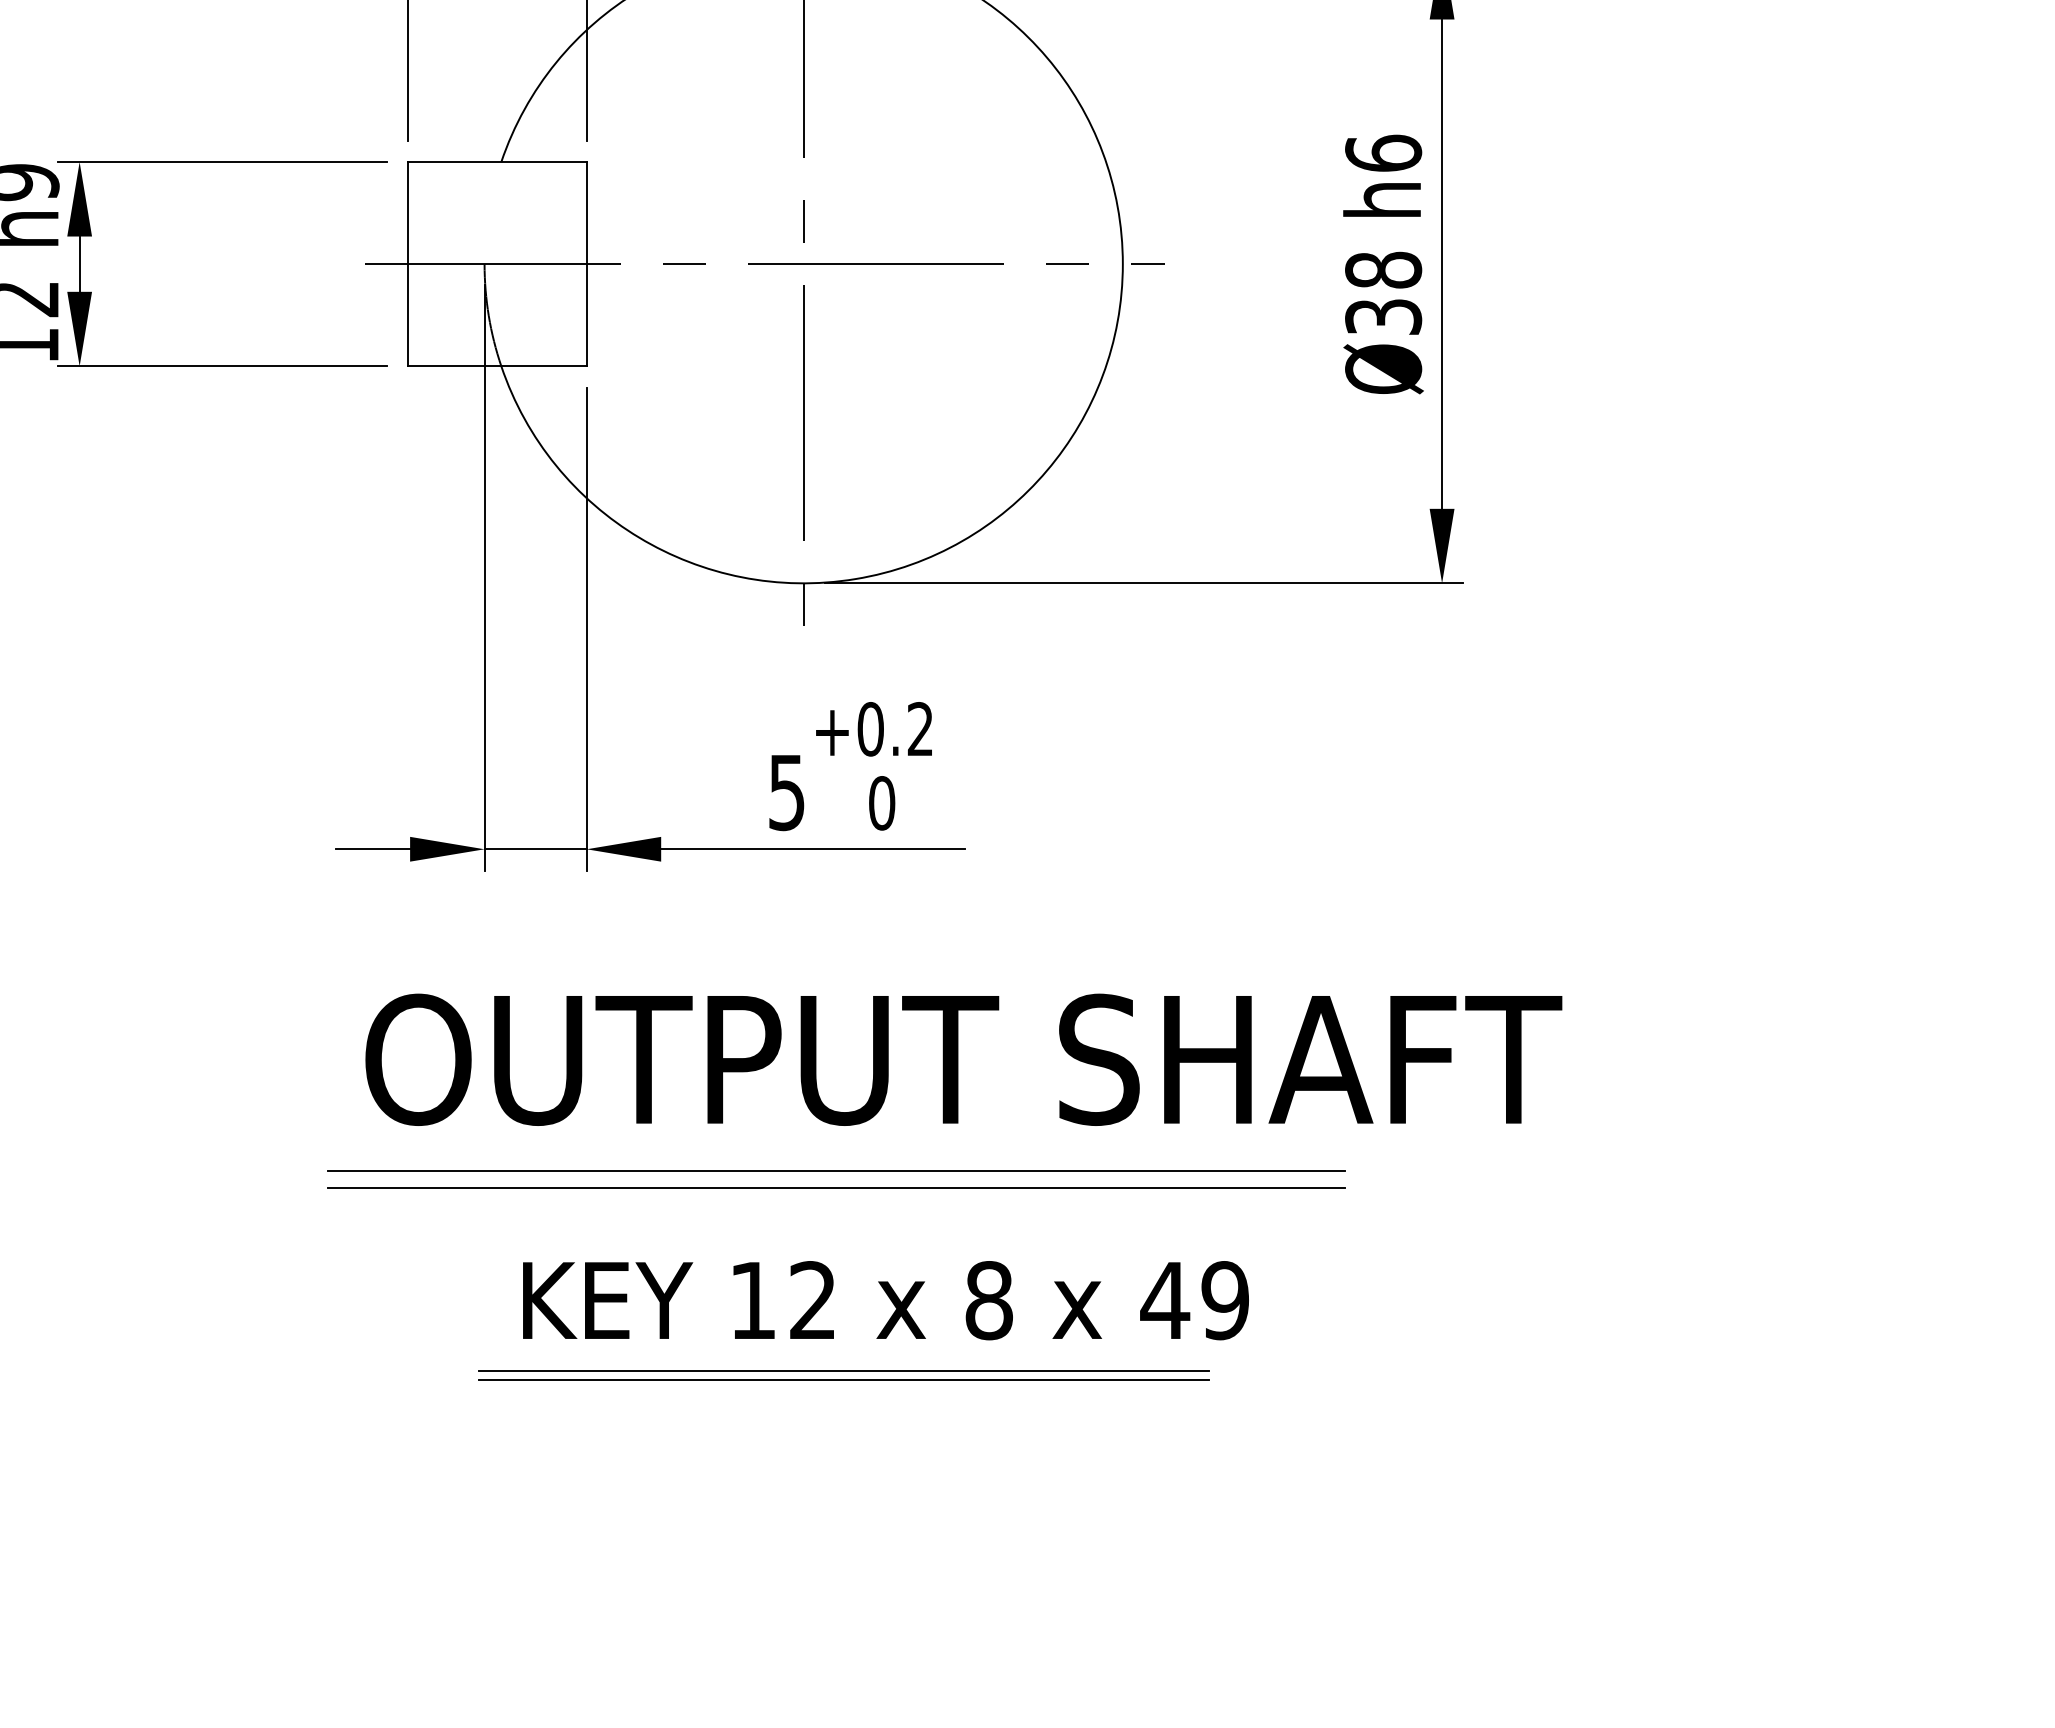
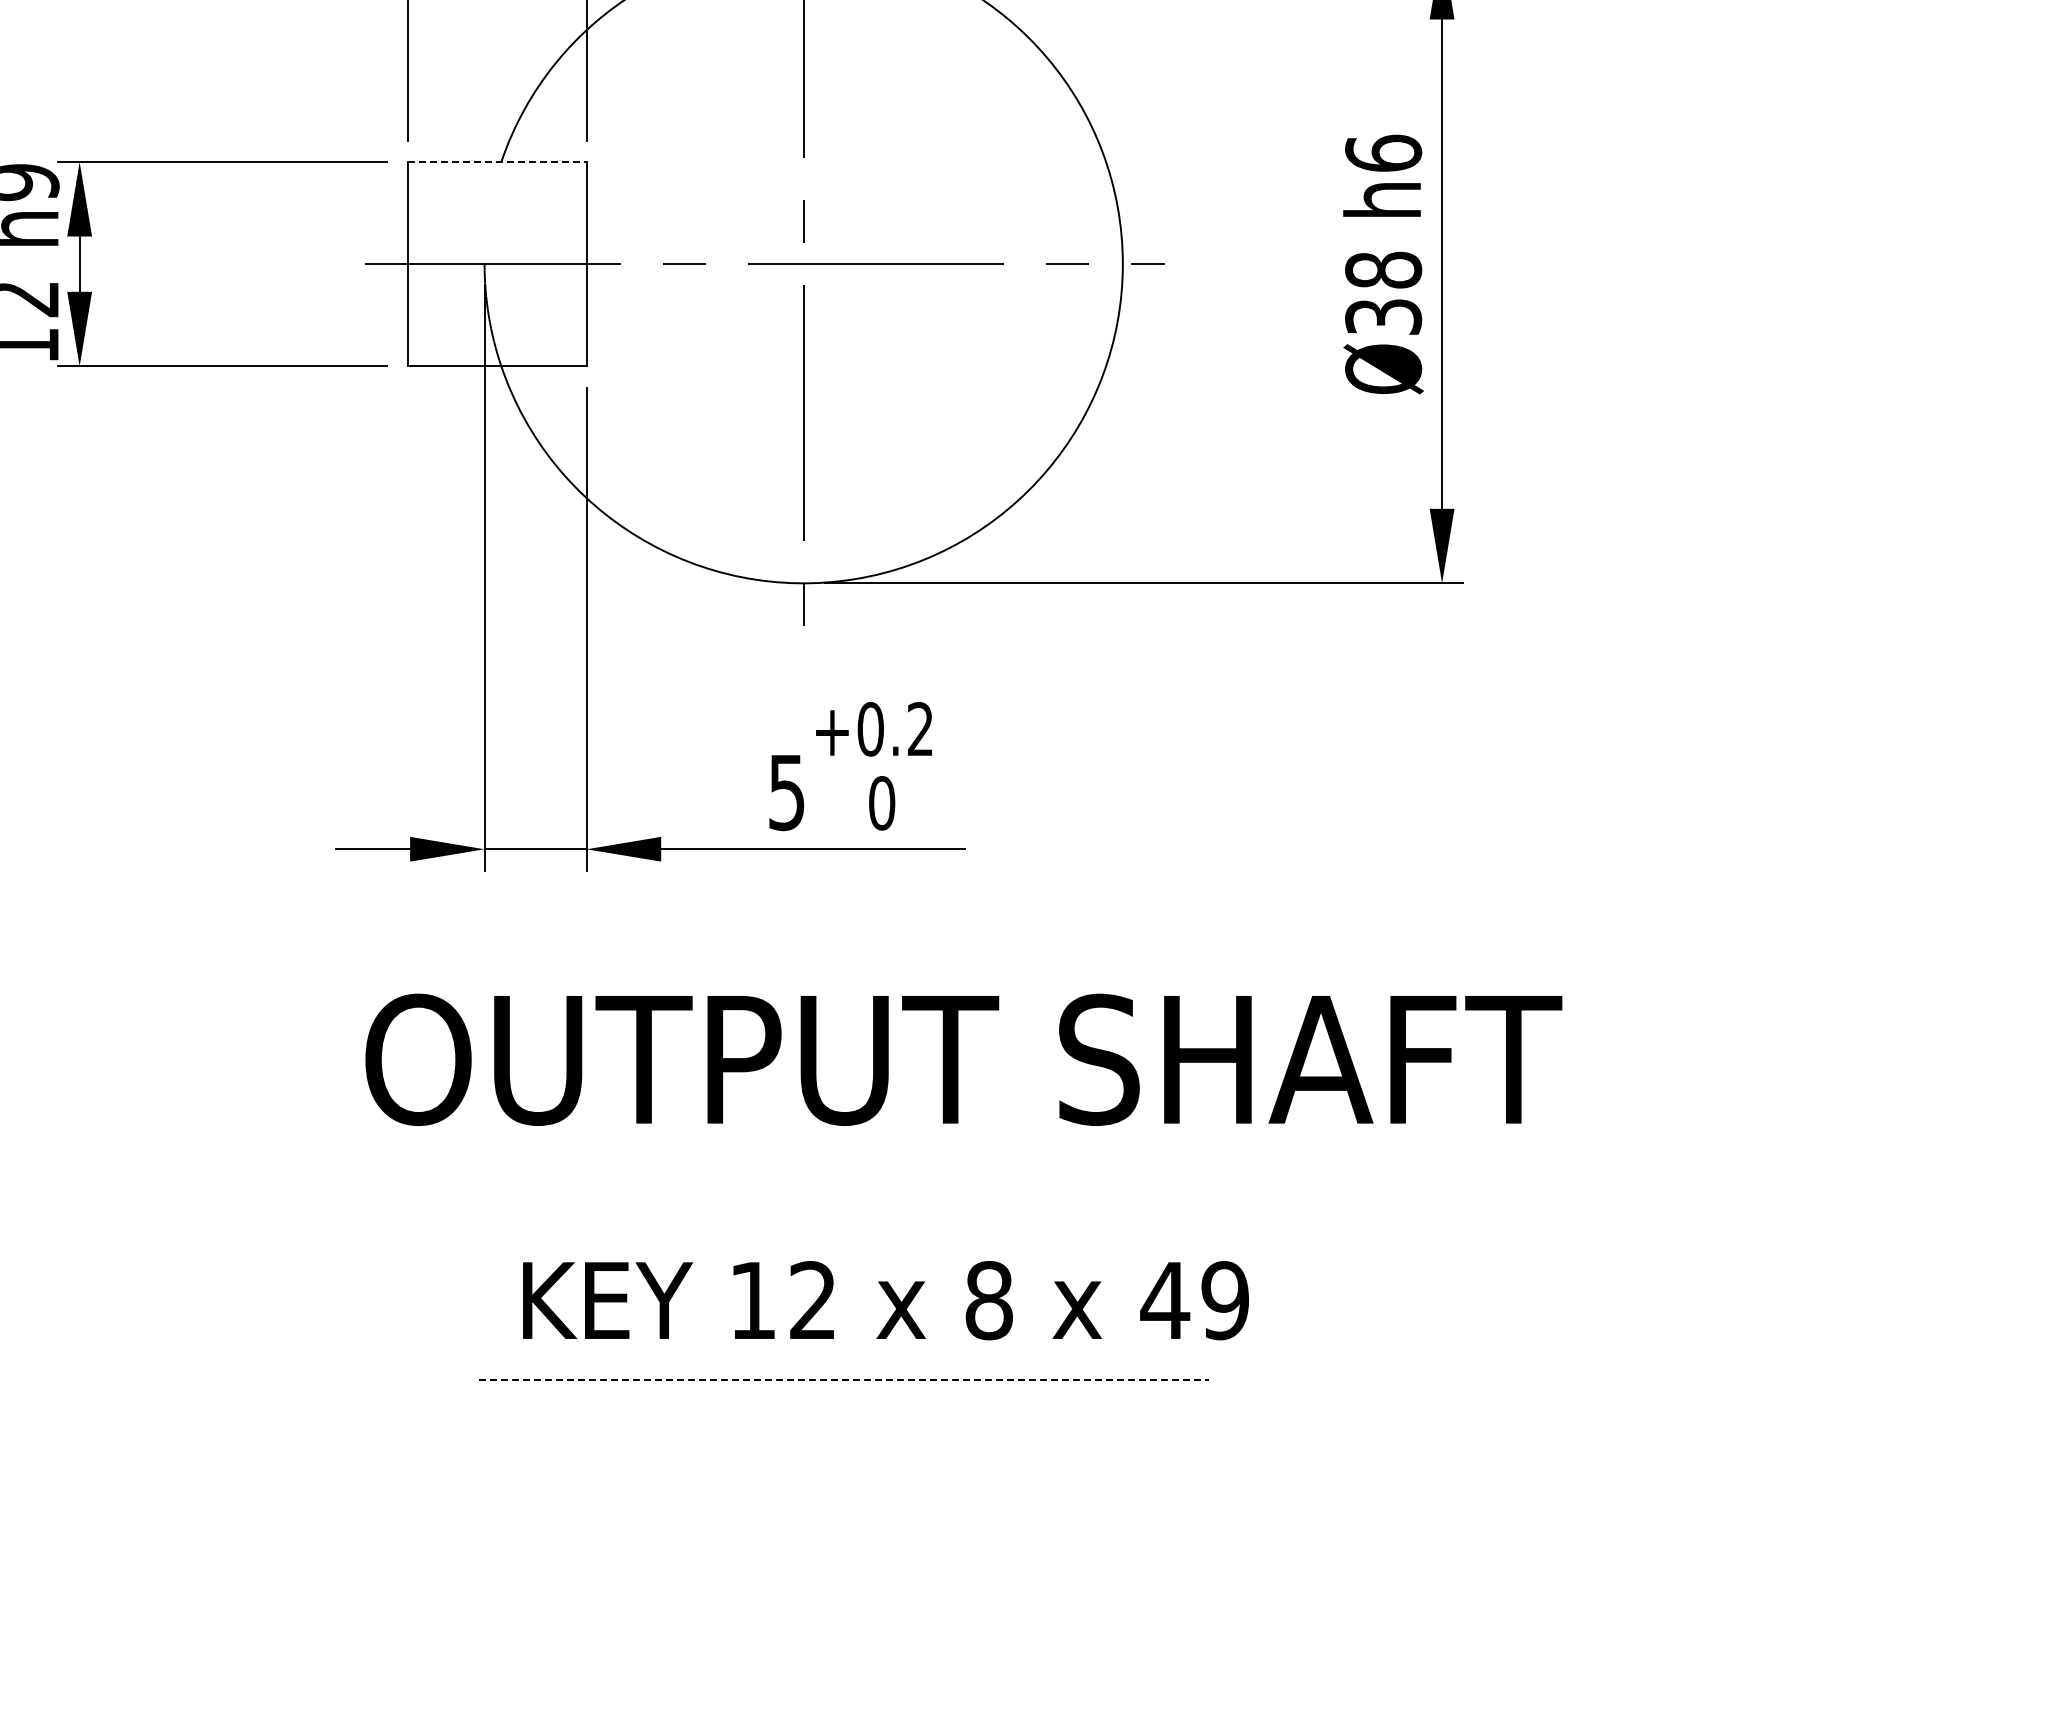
line: solid -> dashed (497, 162)
line: present -> none (835, 1170)
line: present -> none (836, 1187)
line: present -> none (844, 1371)
line: solid -> dashed (844, 1379)
